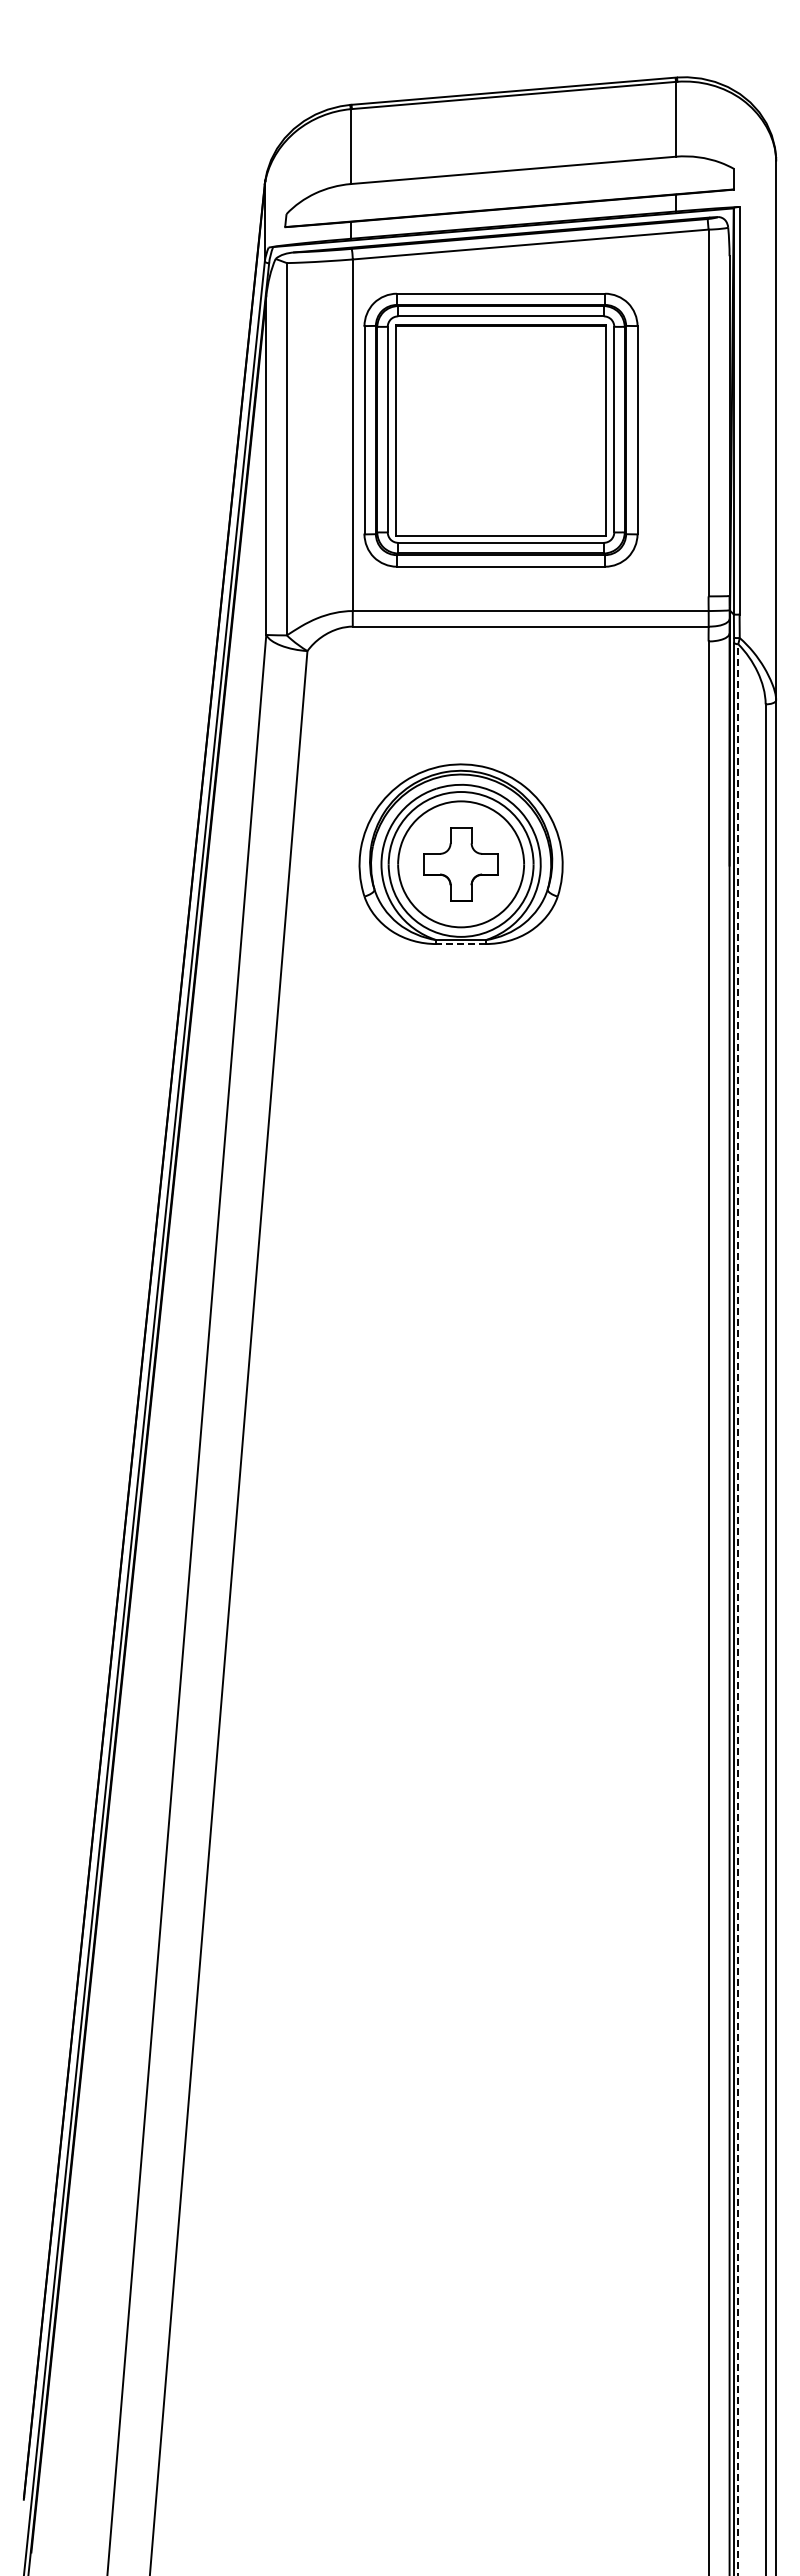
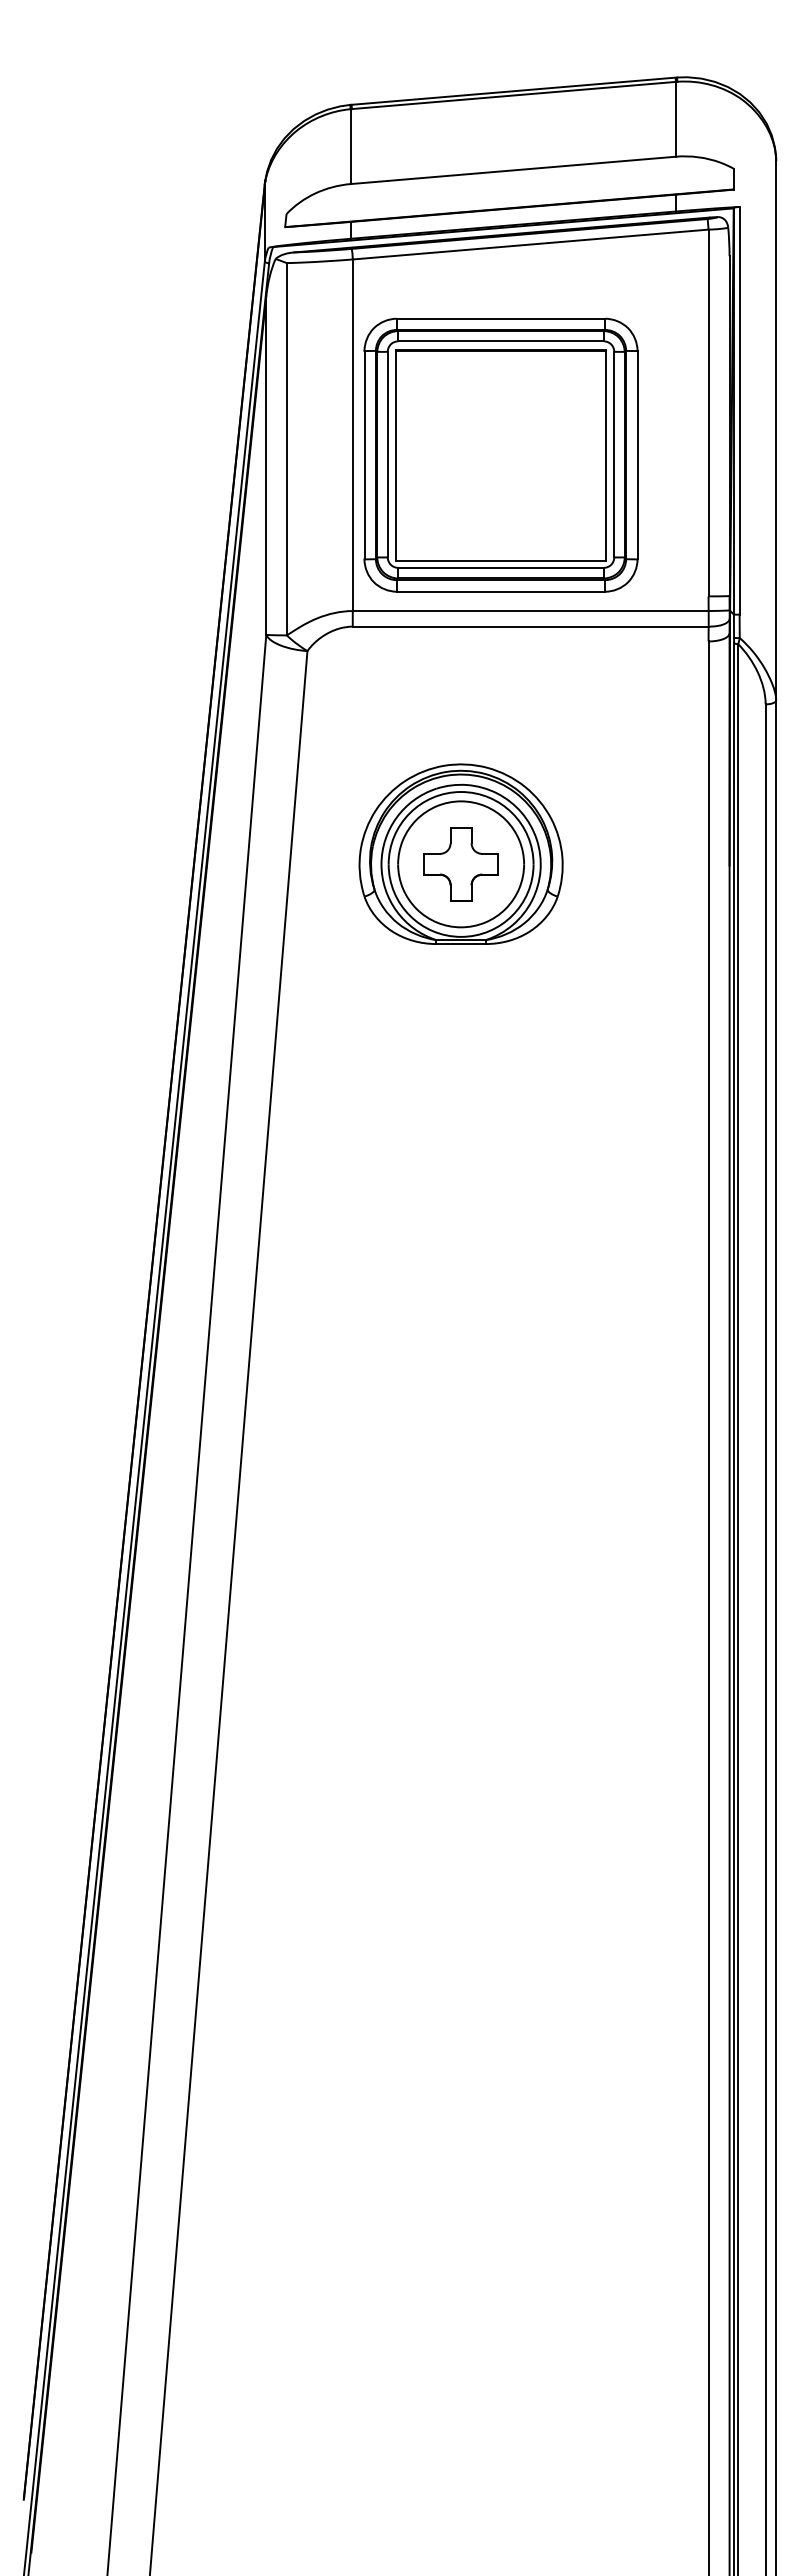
part position: (500, 429) -> (500, 454) (500, 454)
line: dashed -> solid (461, 944)
line: dashed -> solid (738, 1609)
